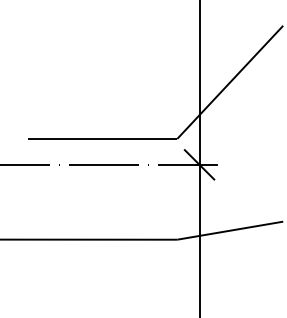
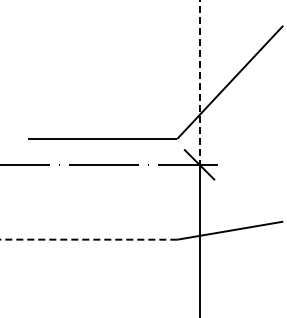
line: solid -> dashed (199, 82)
line: solid -> dashed (88, 239)
